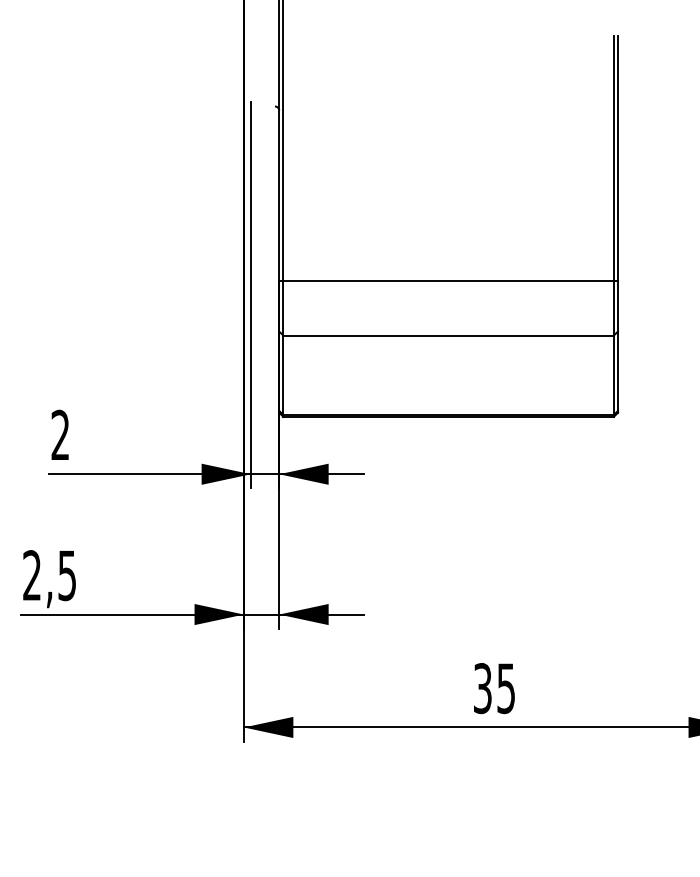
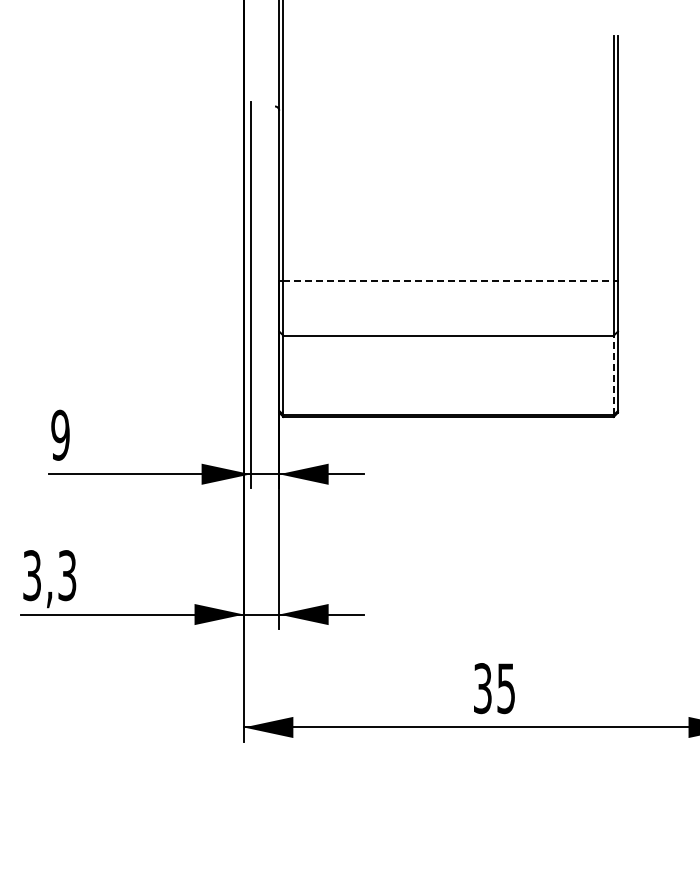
line: solid -> dashed (449, 281)
line: solid -> dashed (613, 375)
text: 2 -> 9 (60, 434)
text: 2,5 -> 3,3 (49, 575)
